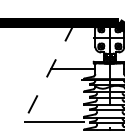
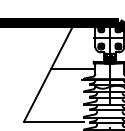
line: dashed -> solid (48, 73)
